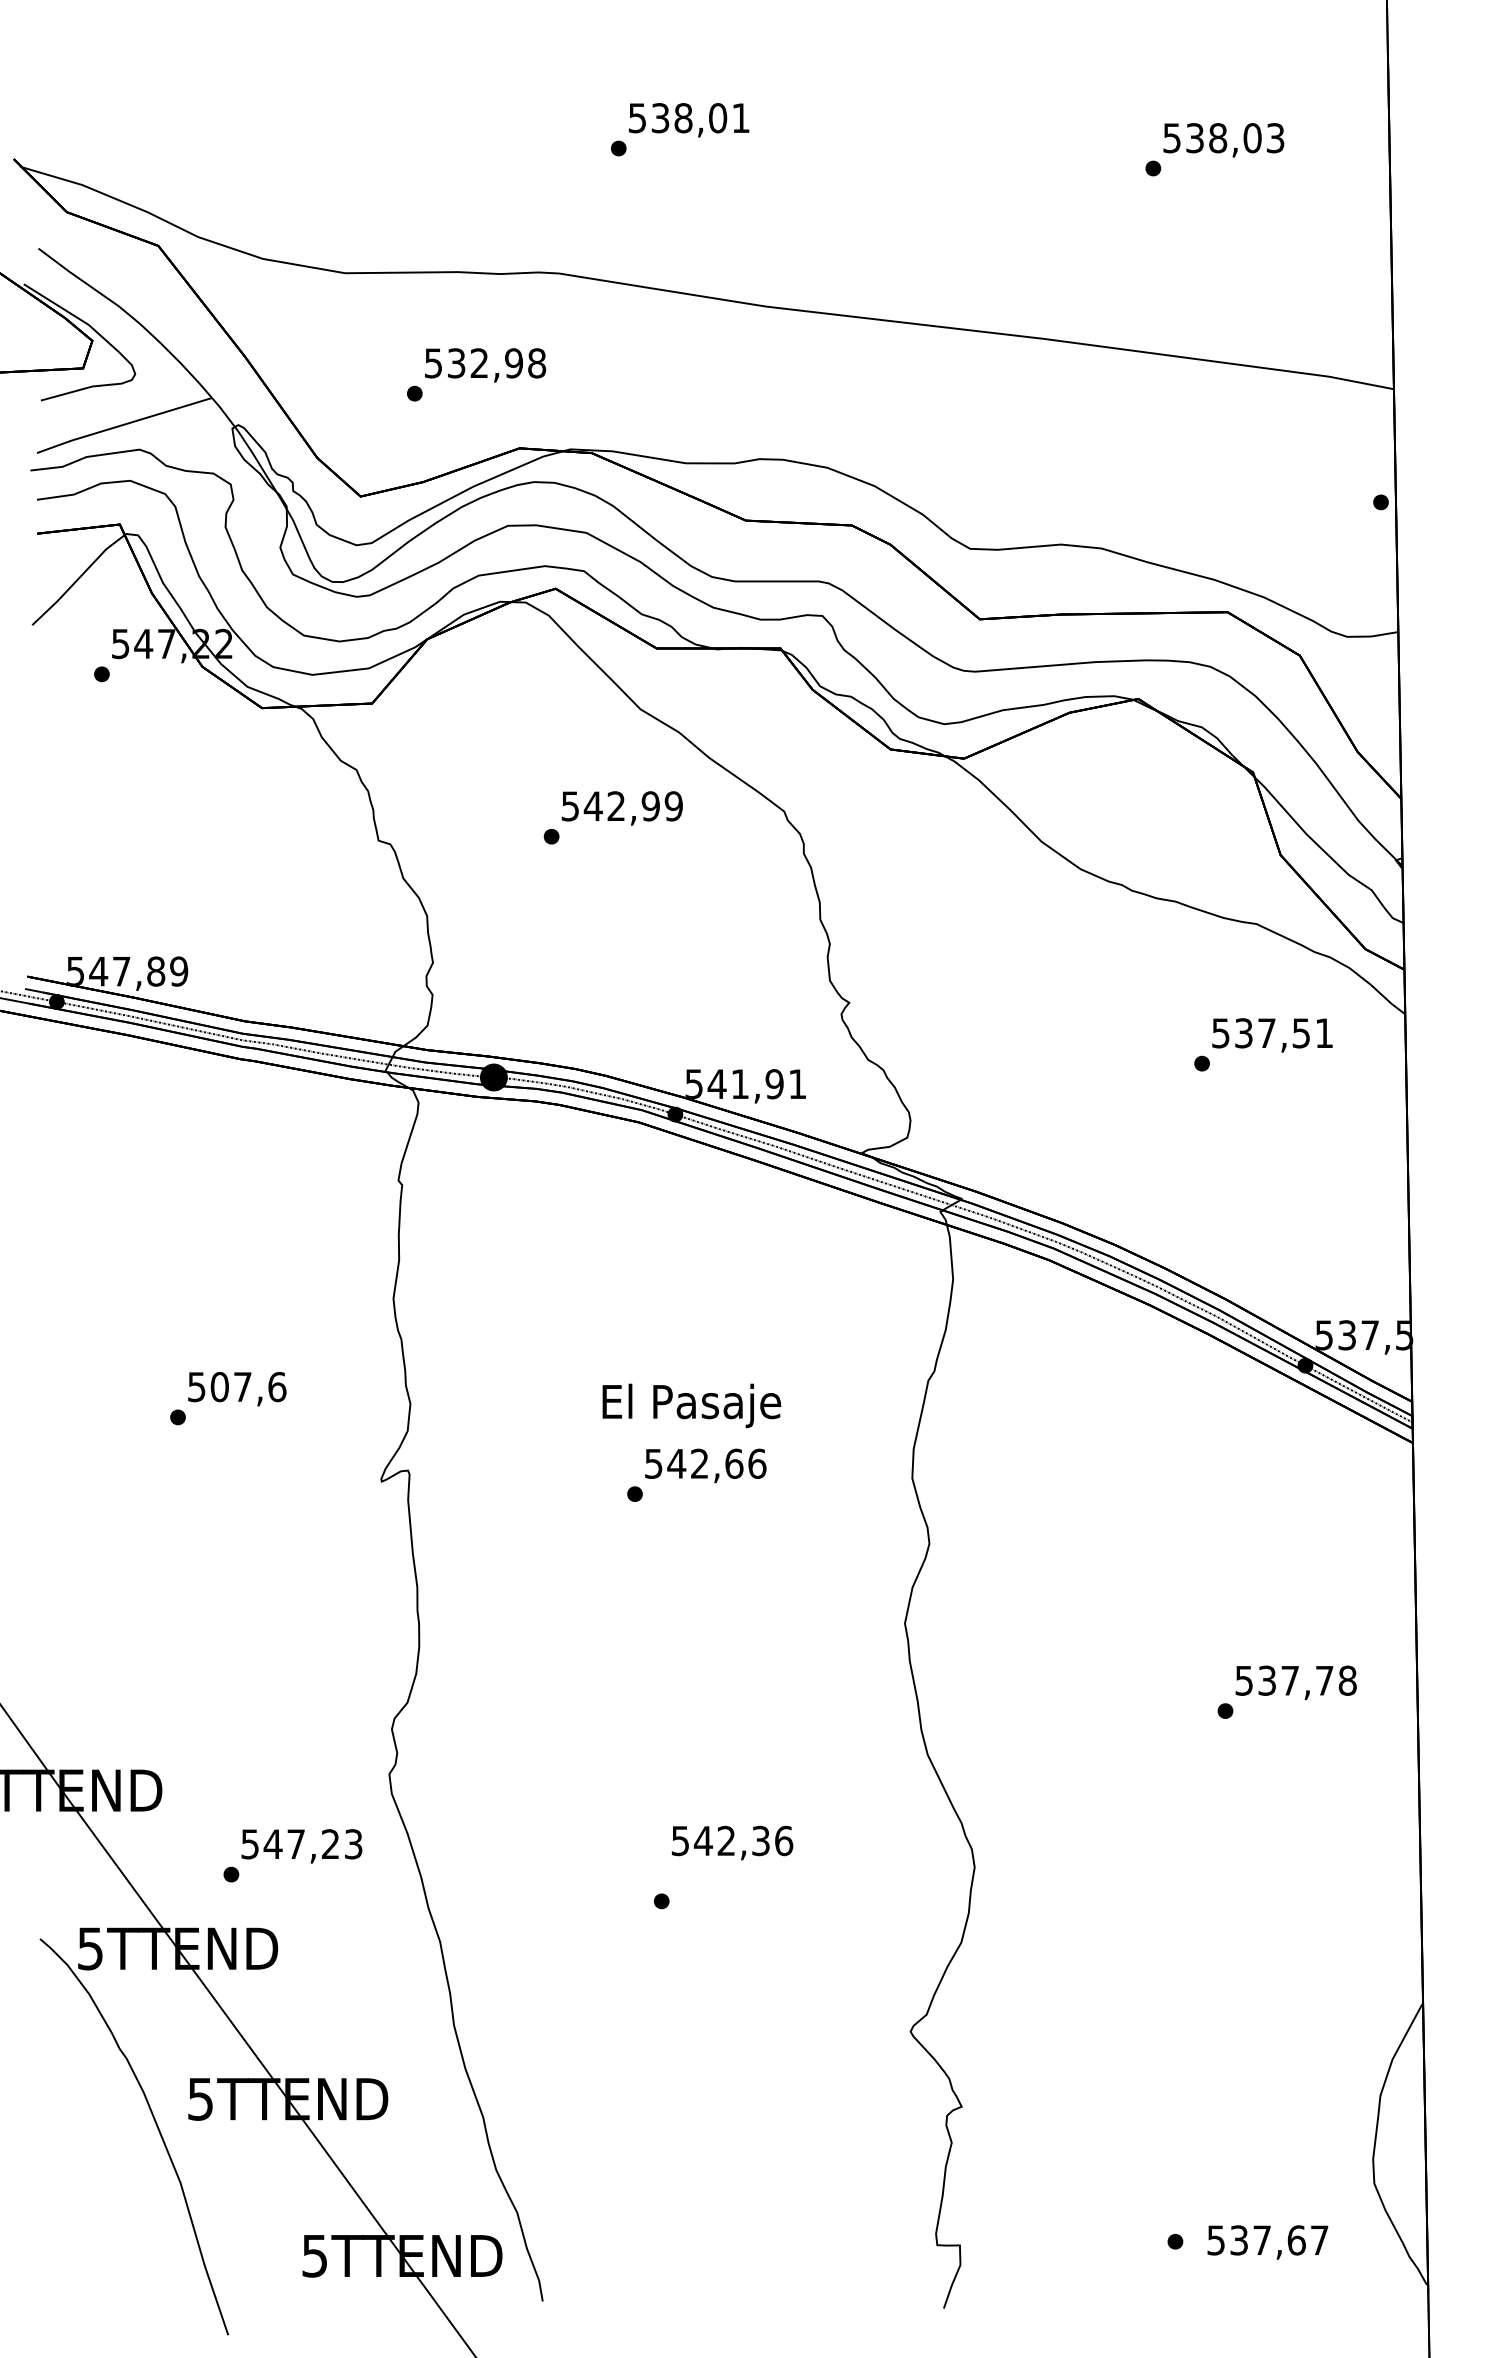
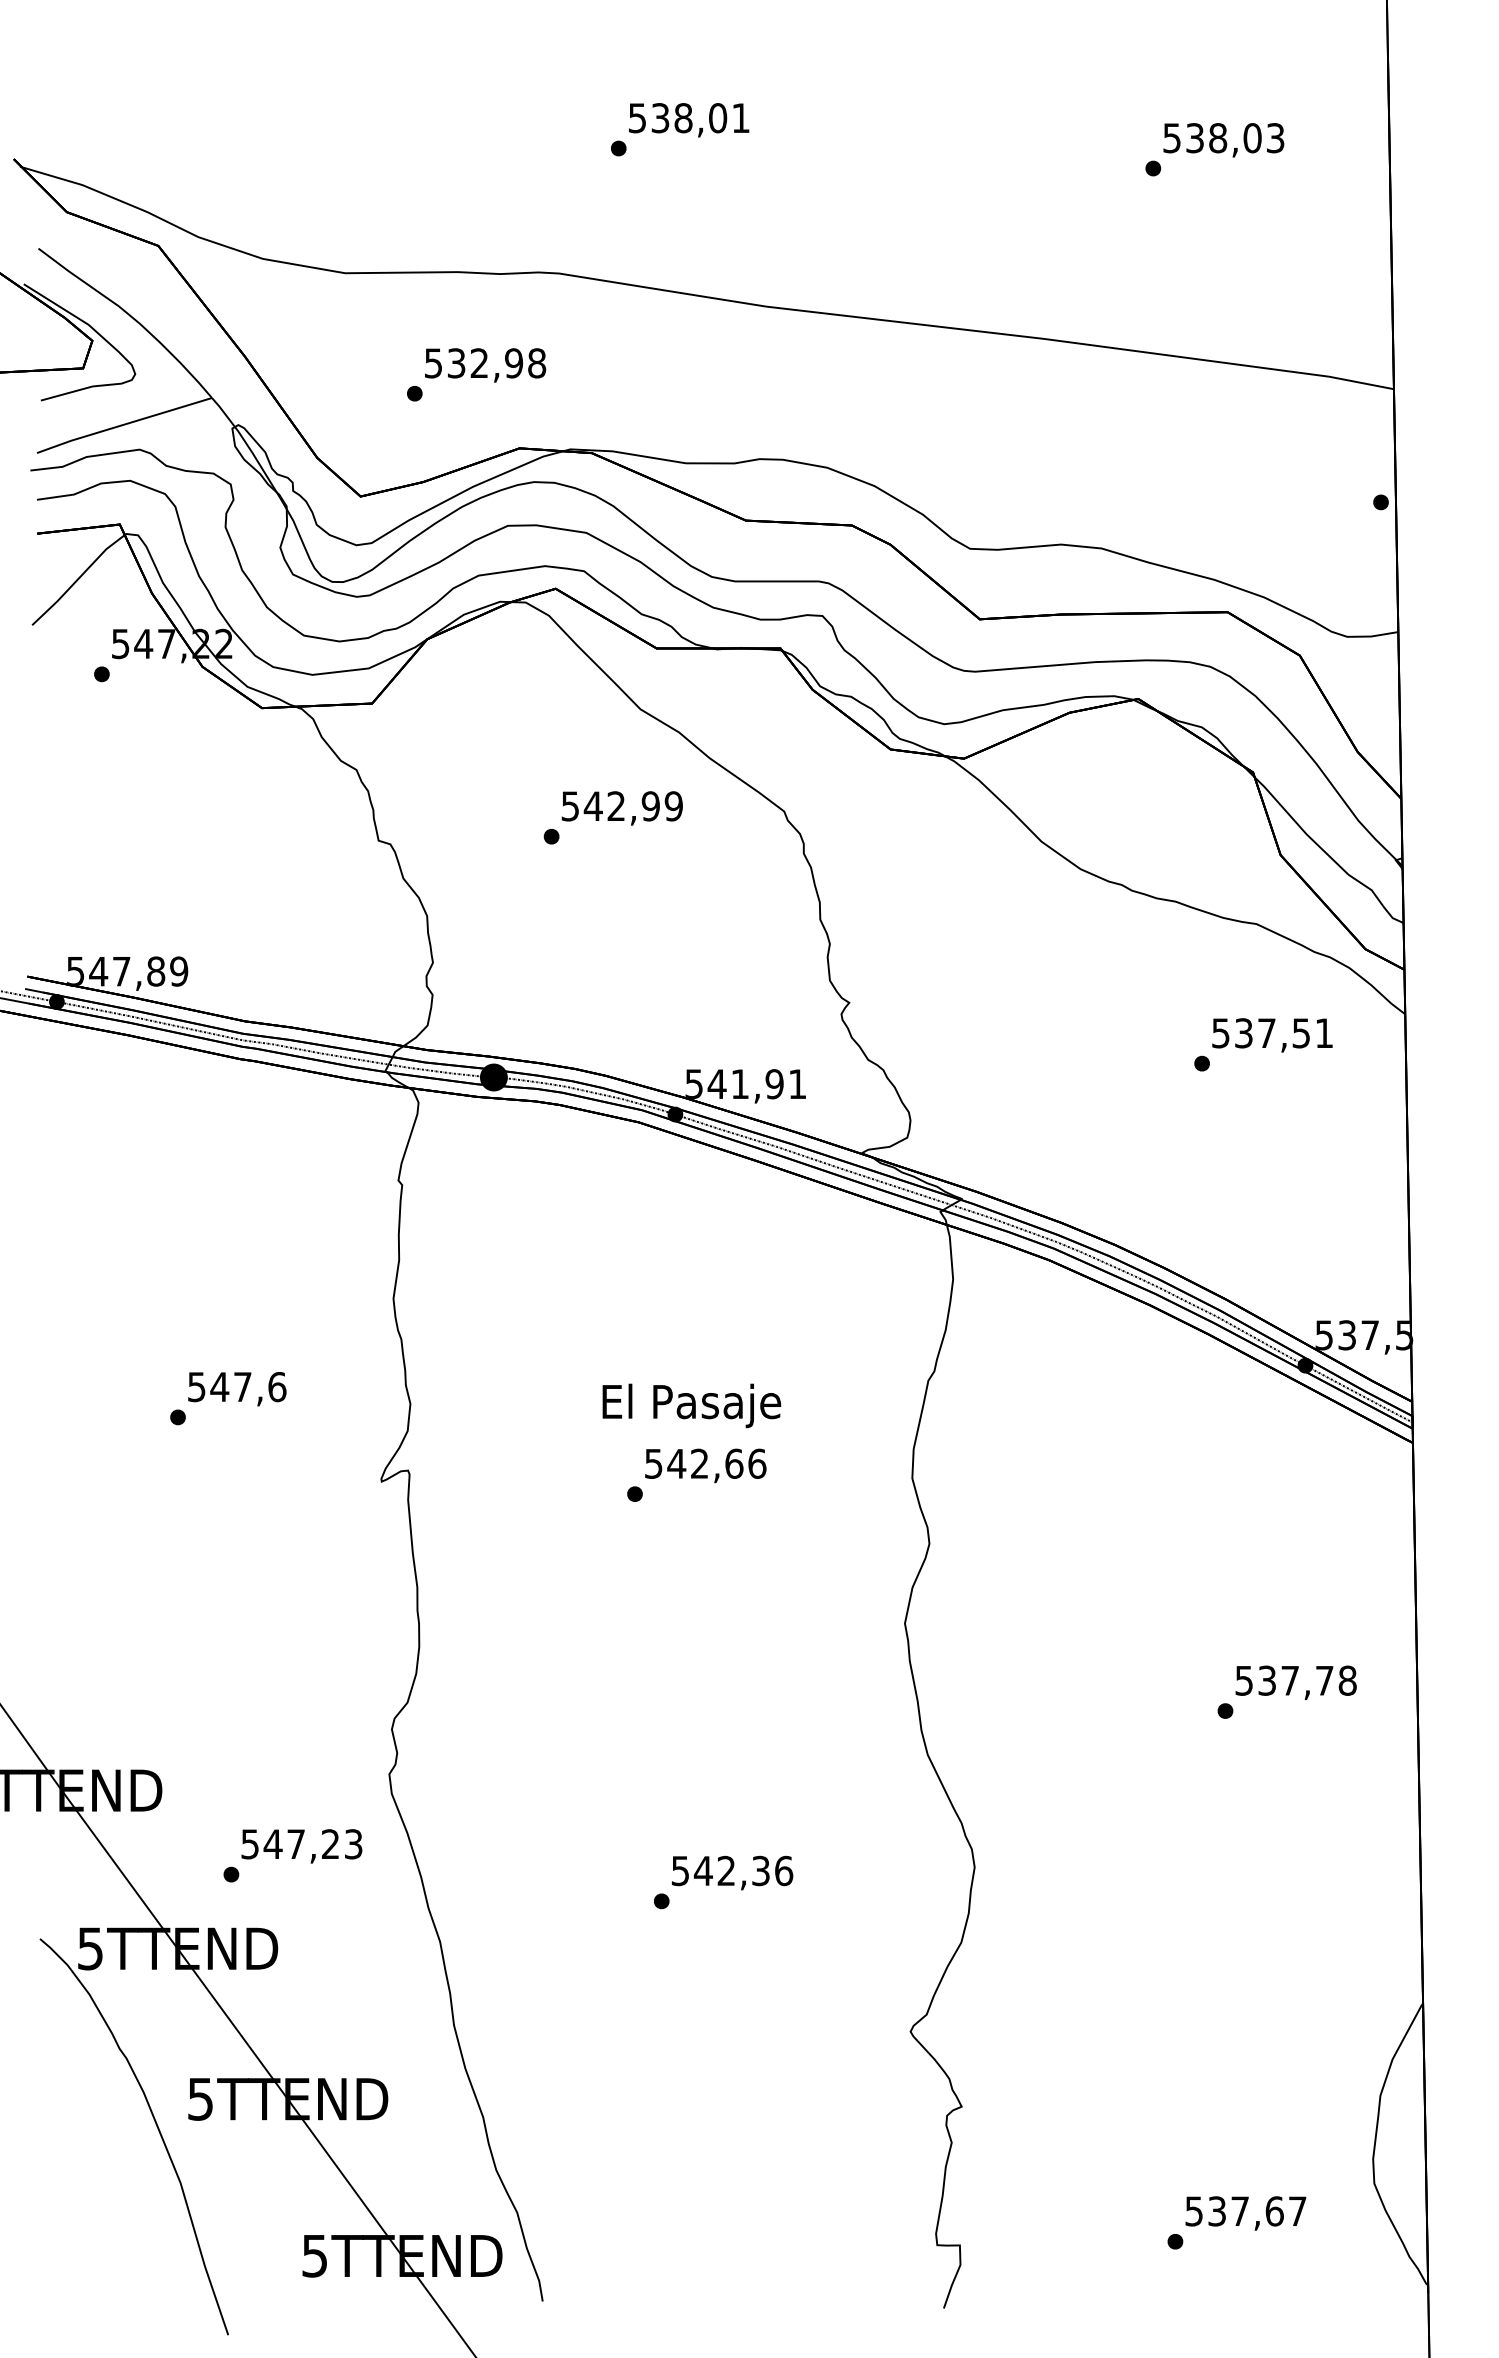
text: 507,6 -> 547,6 (219, 1387)
text position: (732, 1842) -> (732, 1872) (732, 1872)
text position: (1267, 2242) -> (1245, 2213) (1245, 2213)
